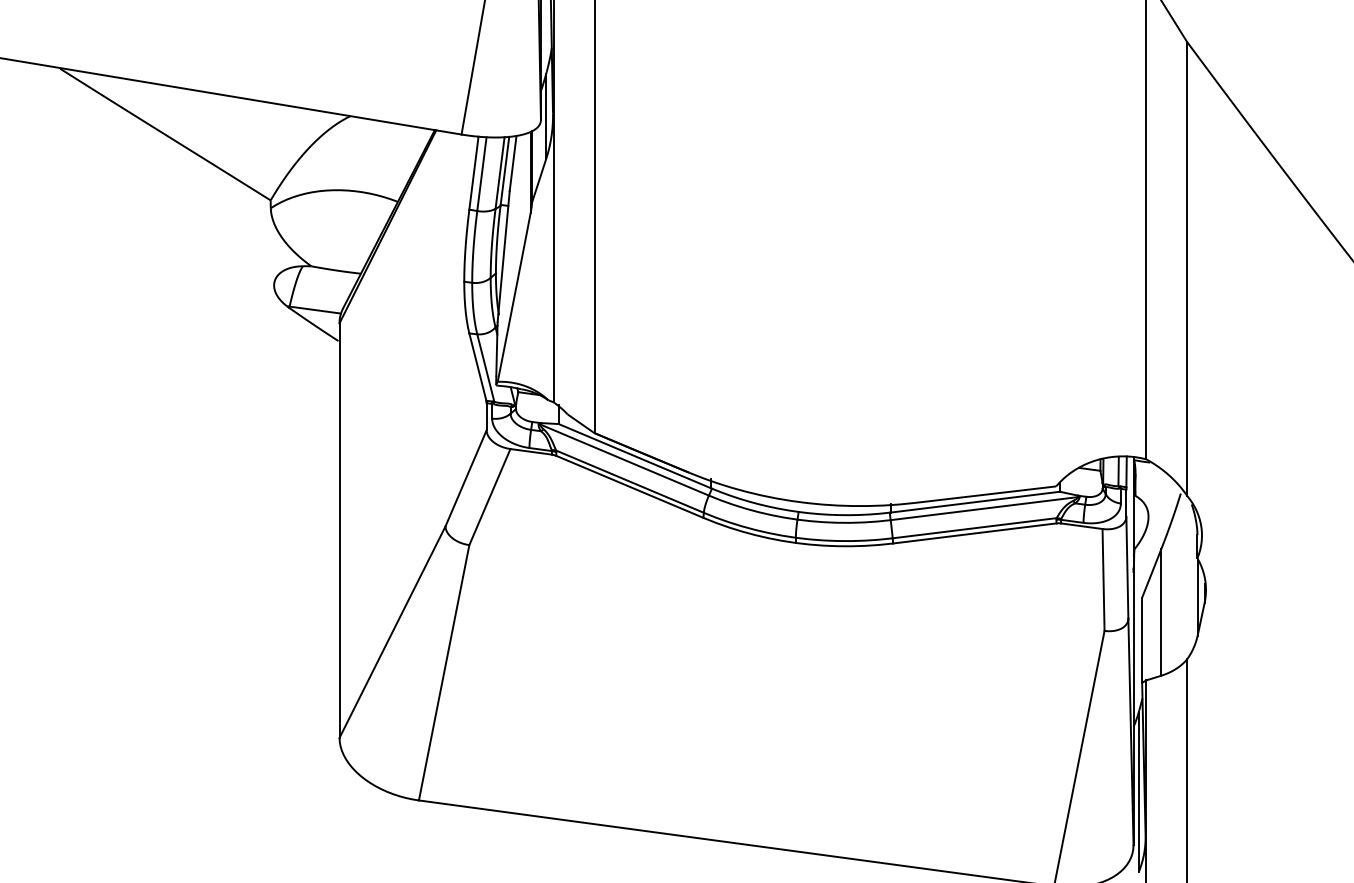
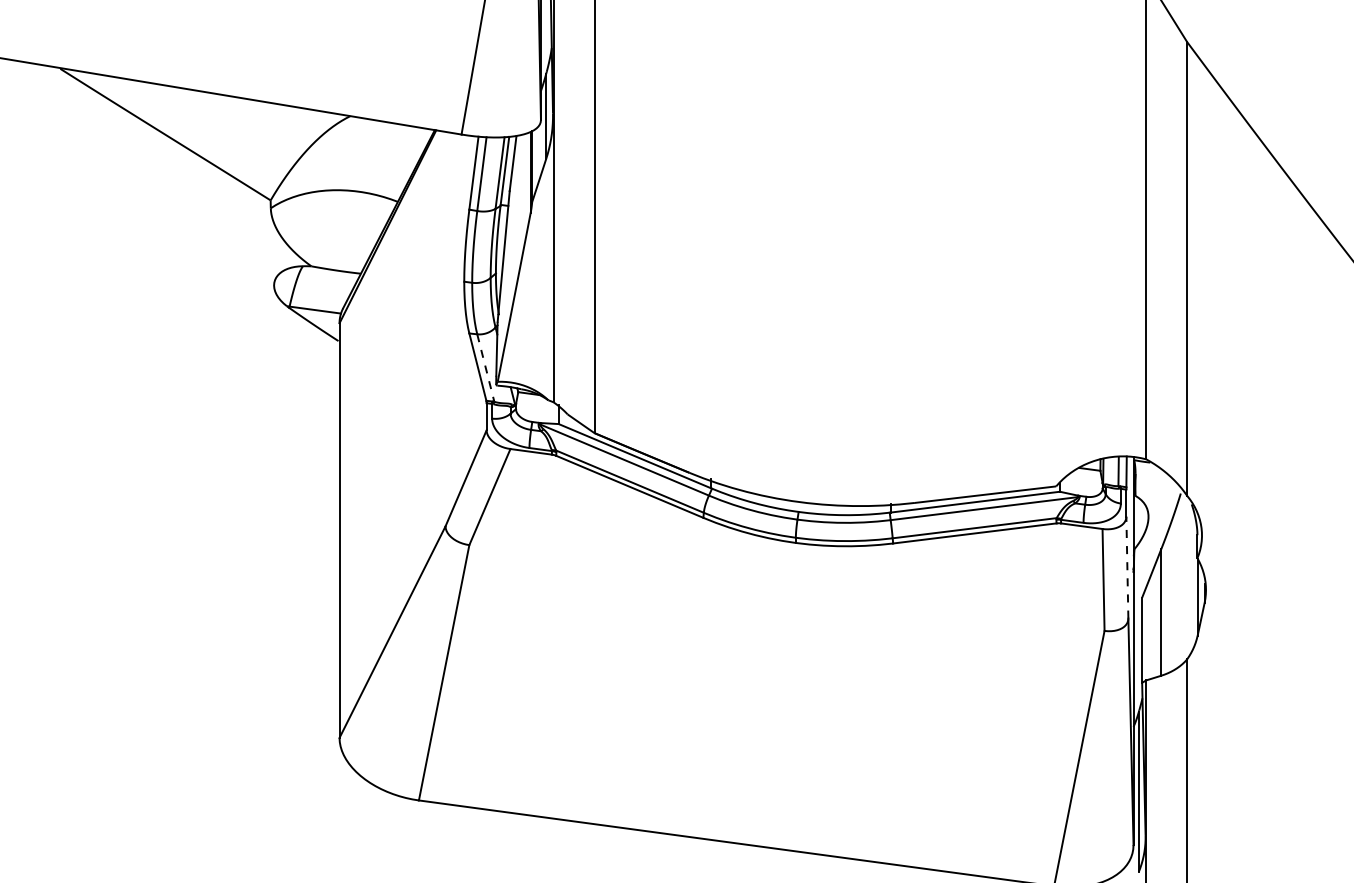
line: solid -> dashed (485, 368)
line: solid -> dashed (1127, 567)
